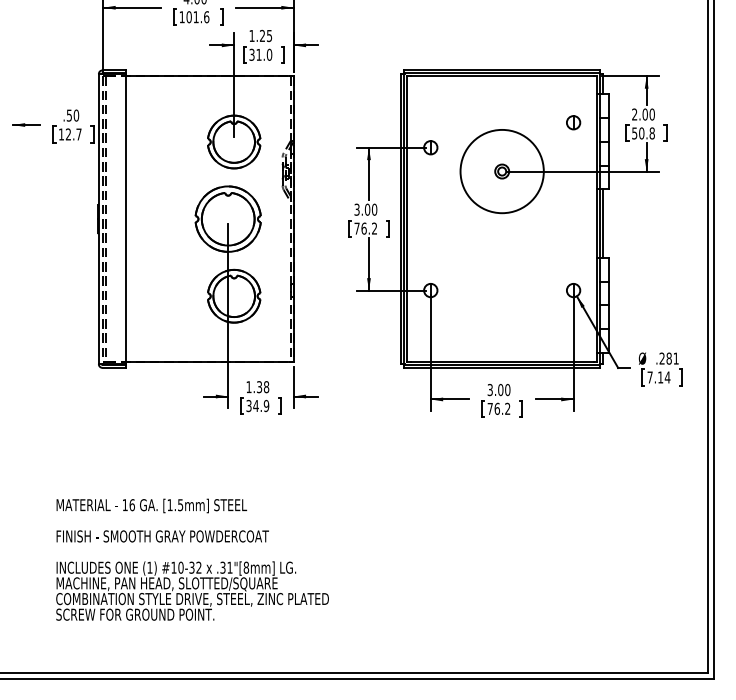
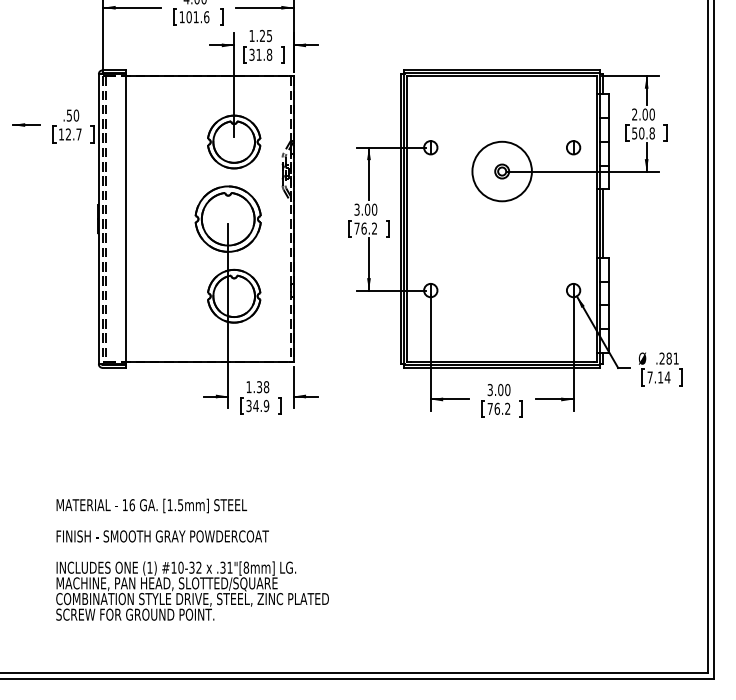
text: 31.0 -> 31.8 (269, 54)
part position: (573, 122) -> (573, 147) (573, 147)
circle diameter: 83 px -> 59 px (501, 171)
